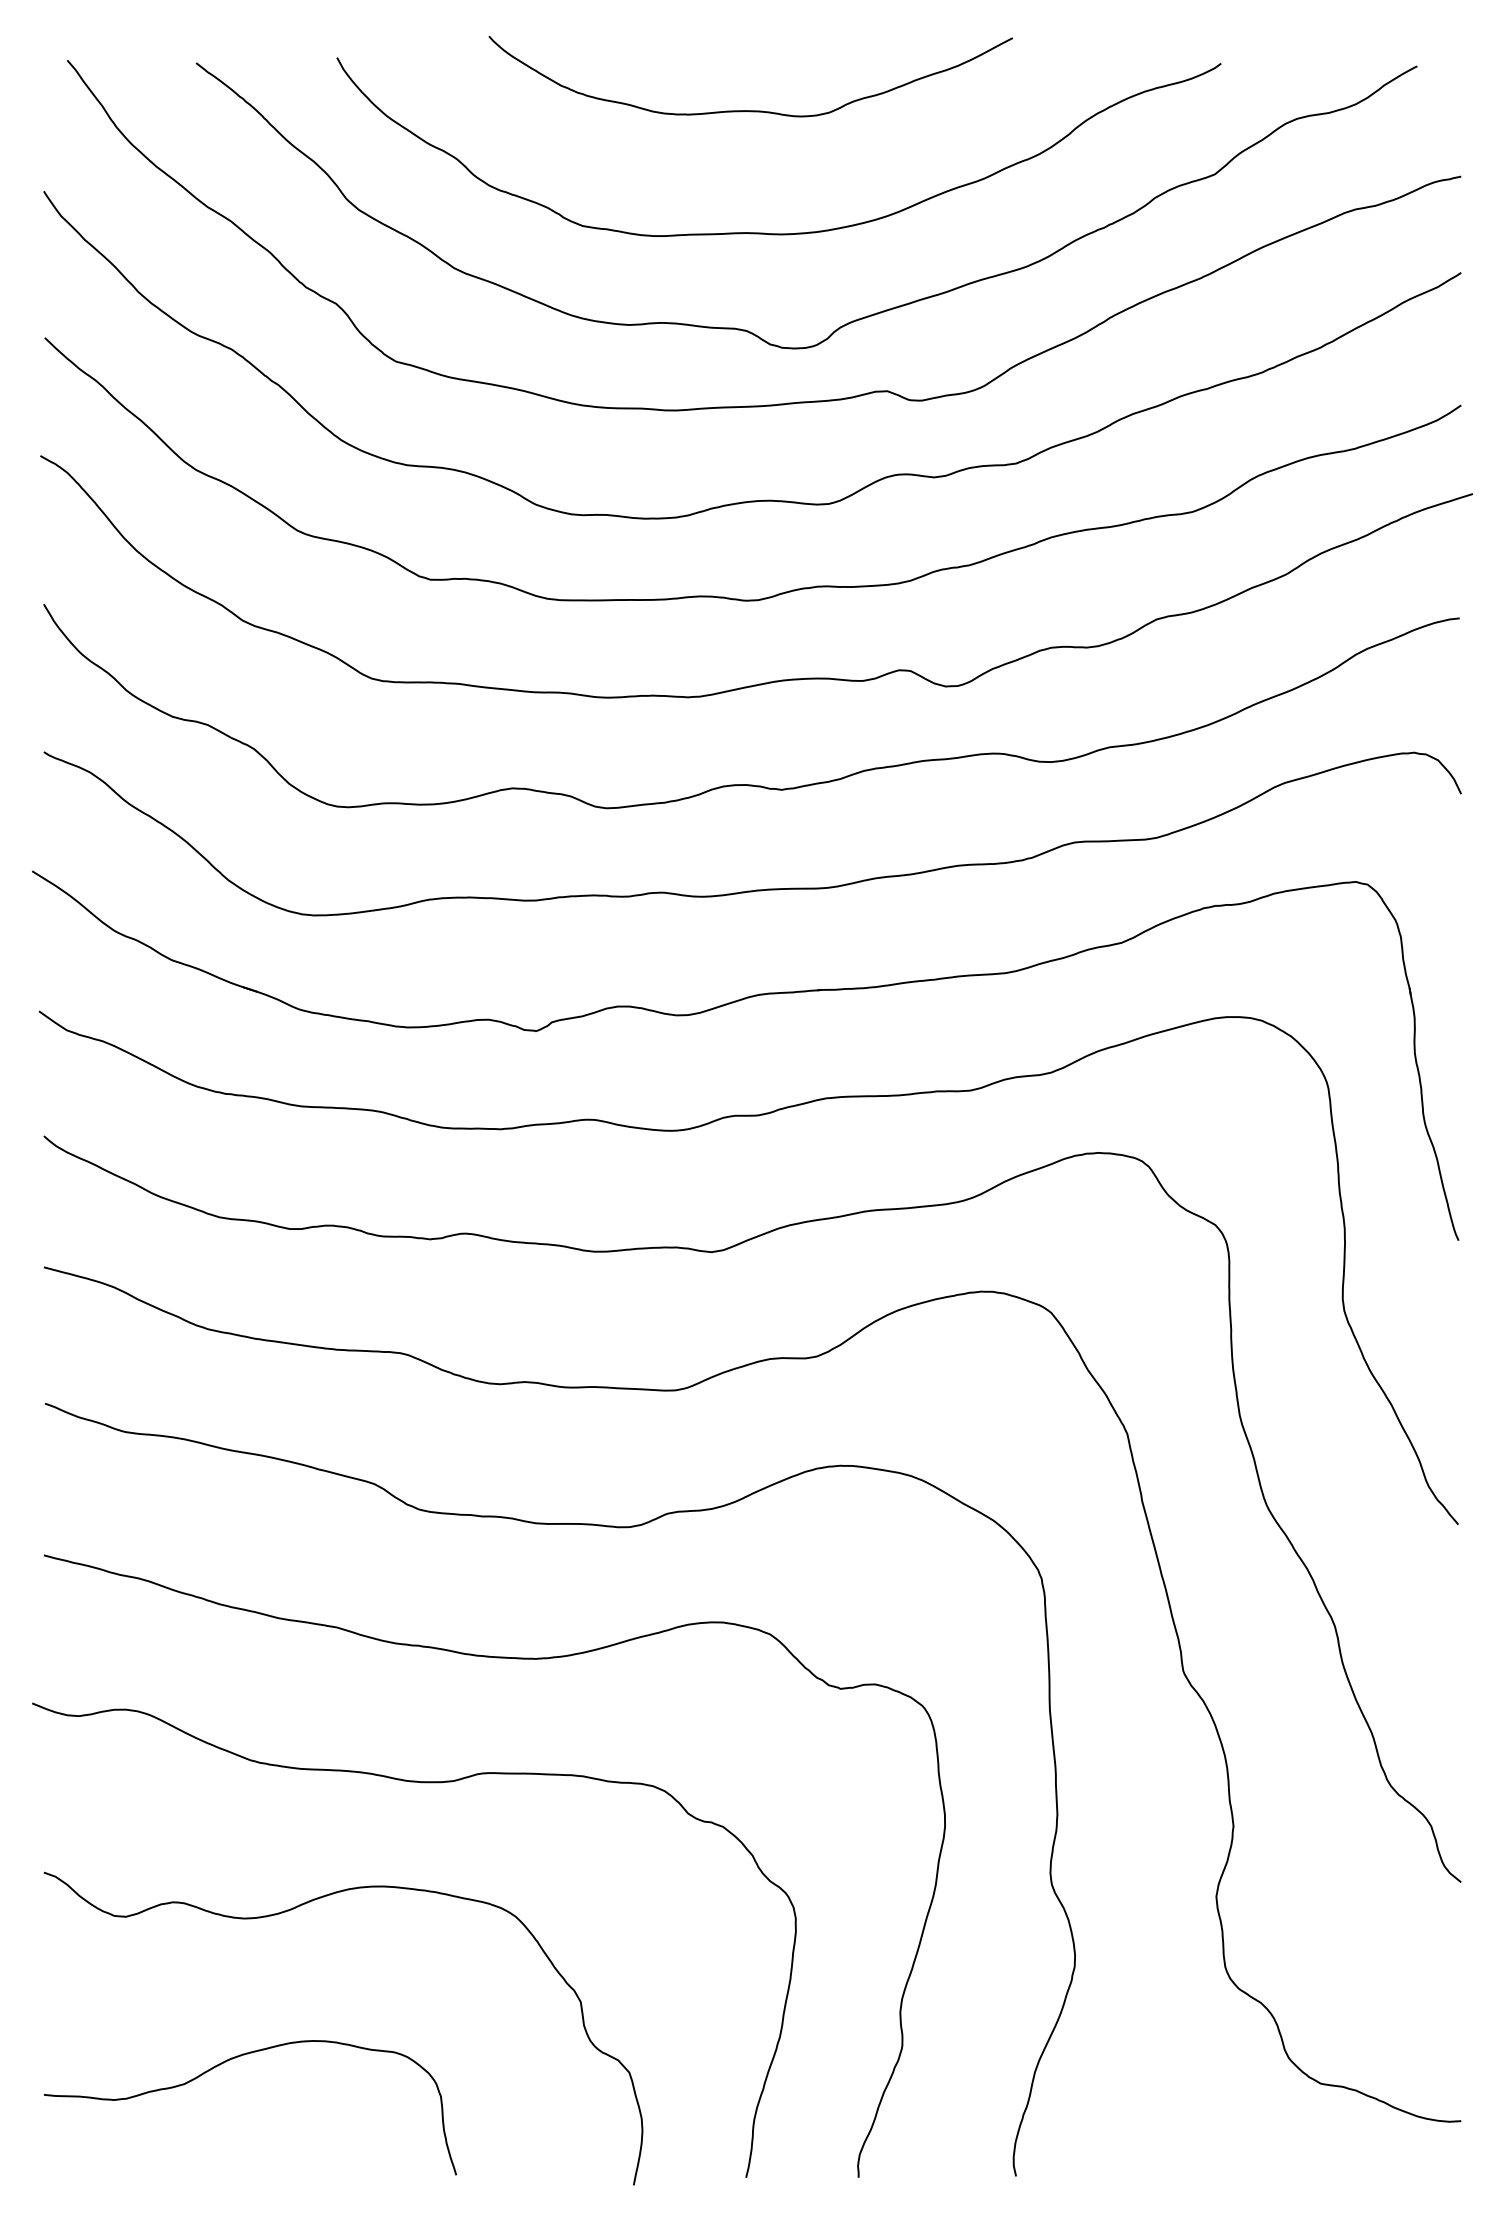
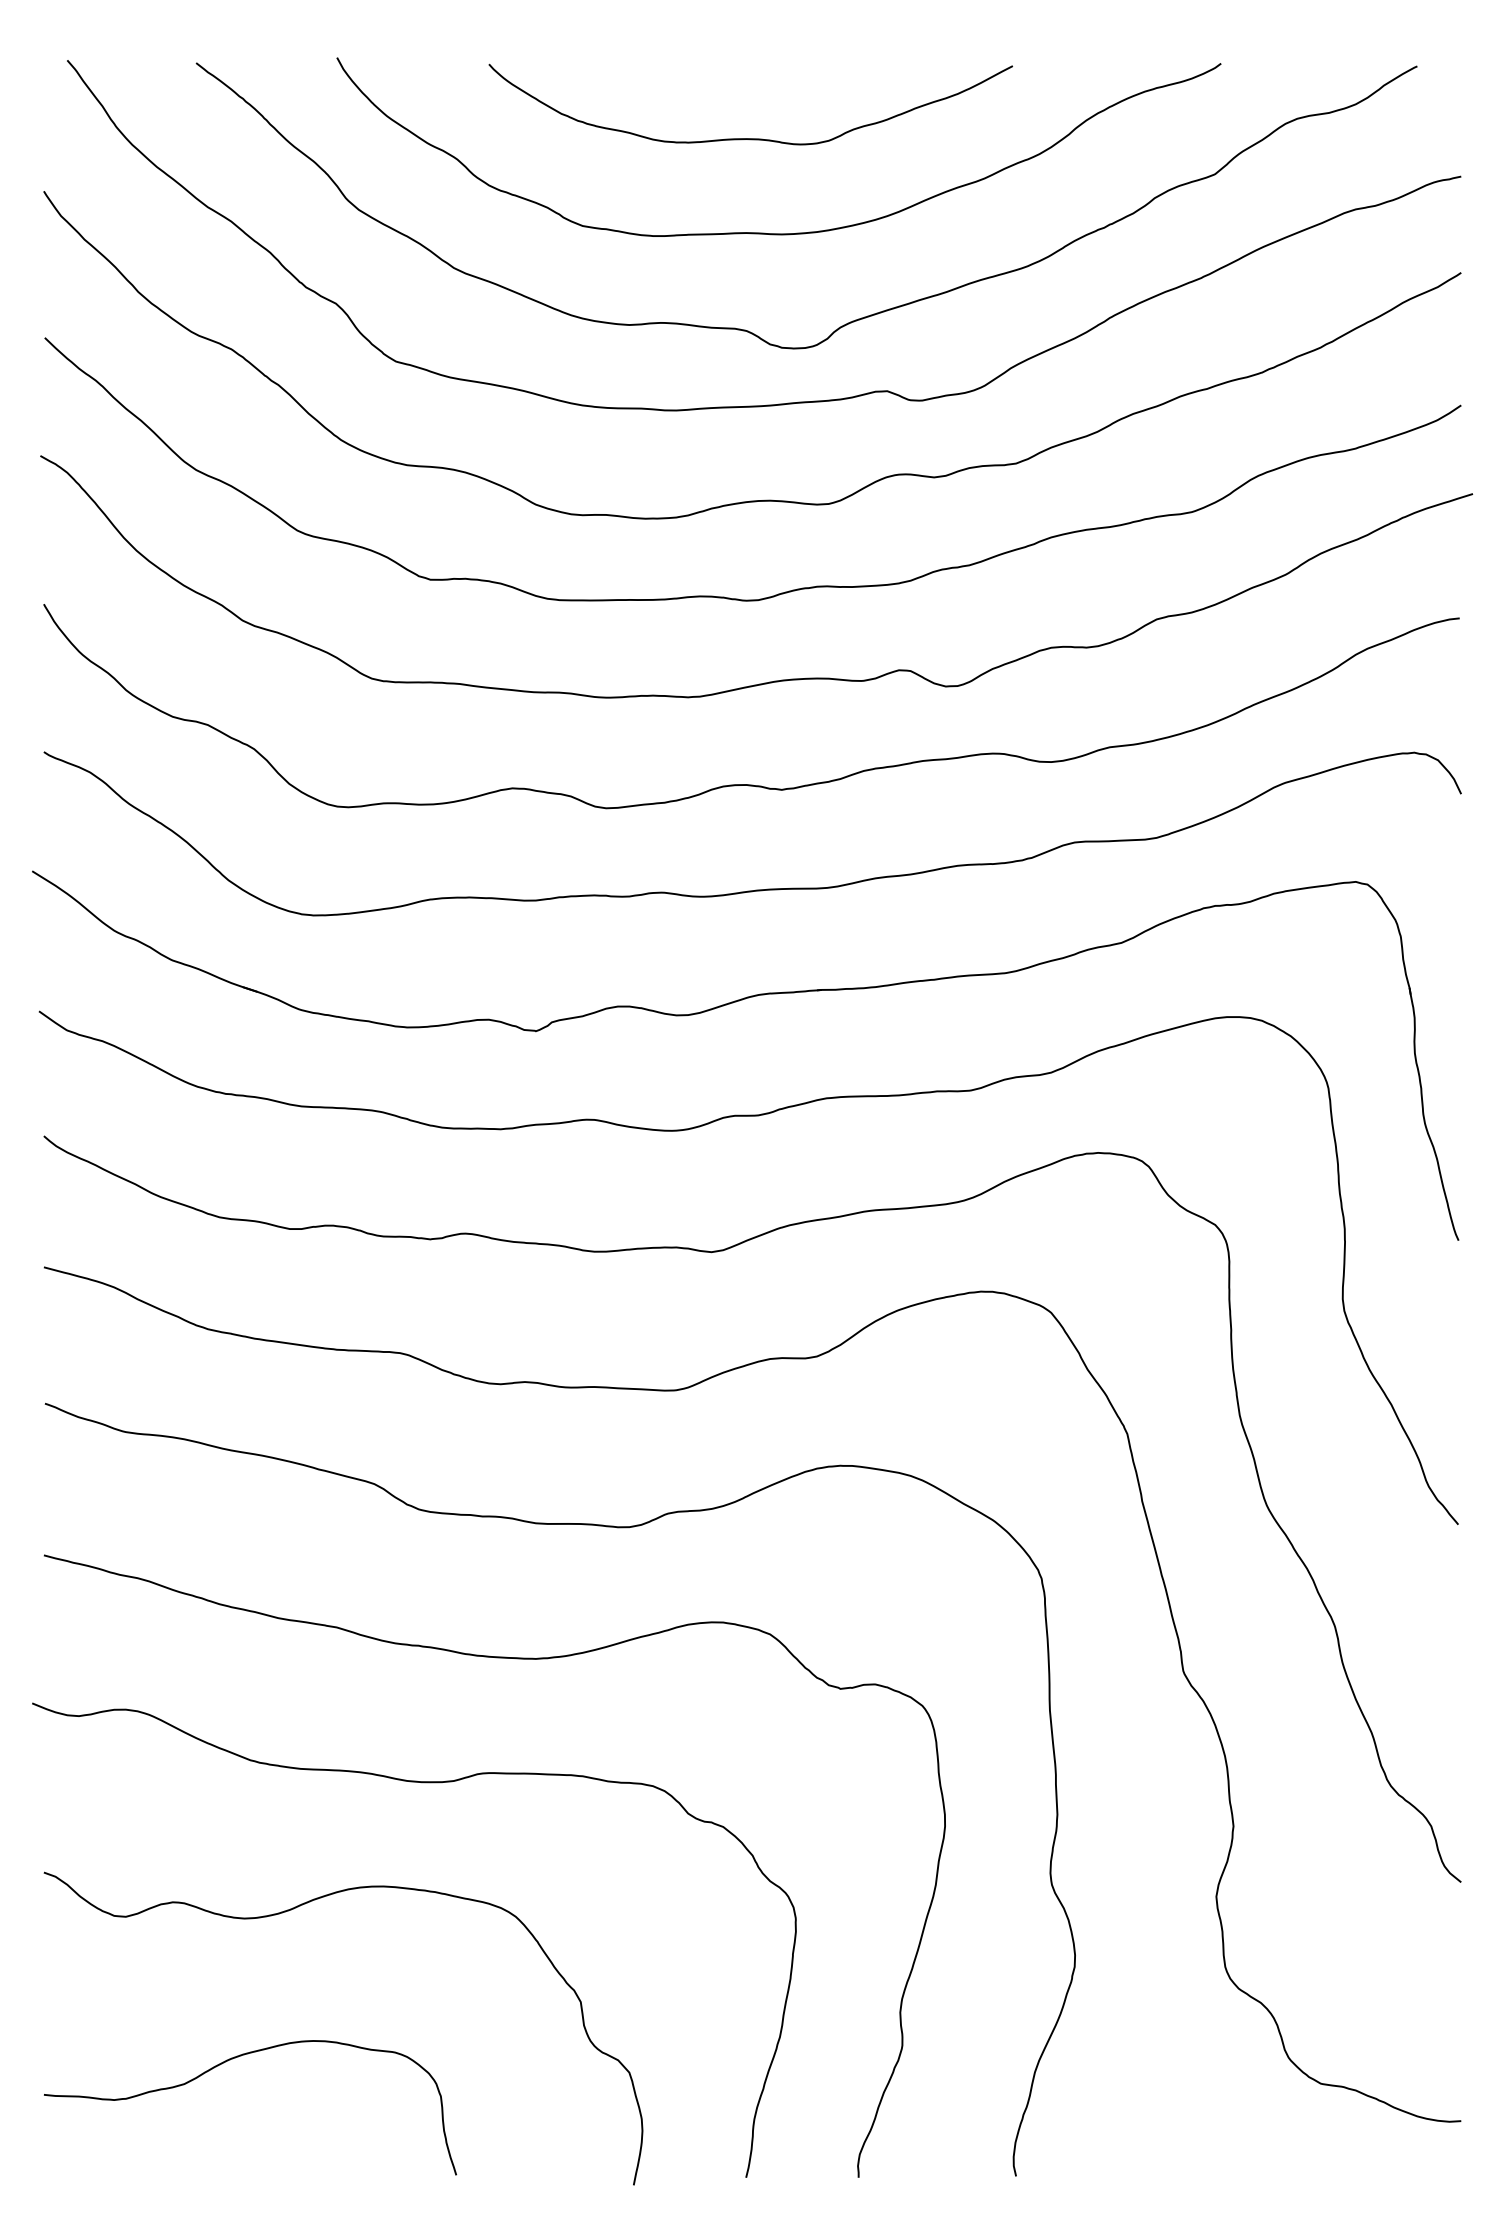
curve position: (750, 110) -> (750, 138) (750, 138)
